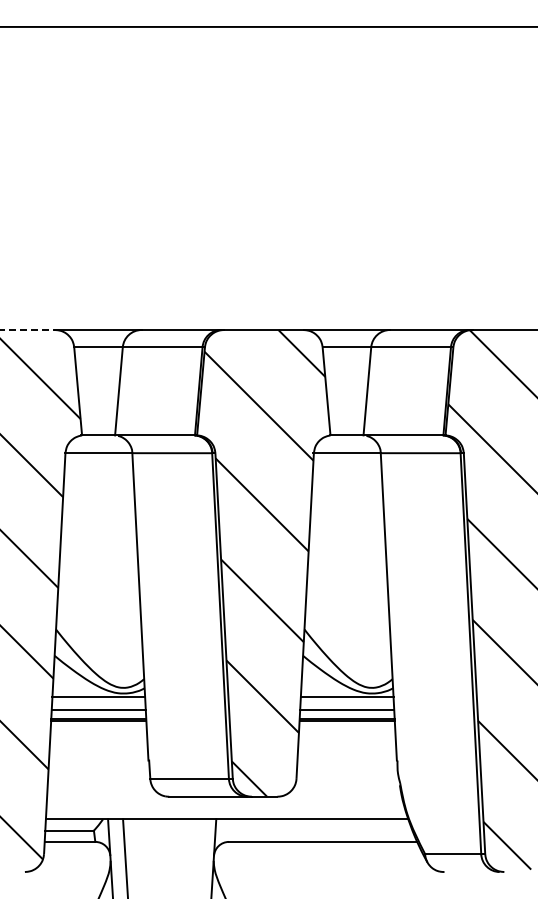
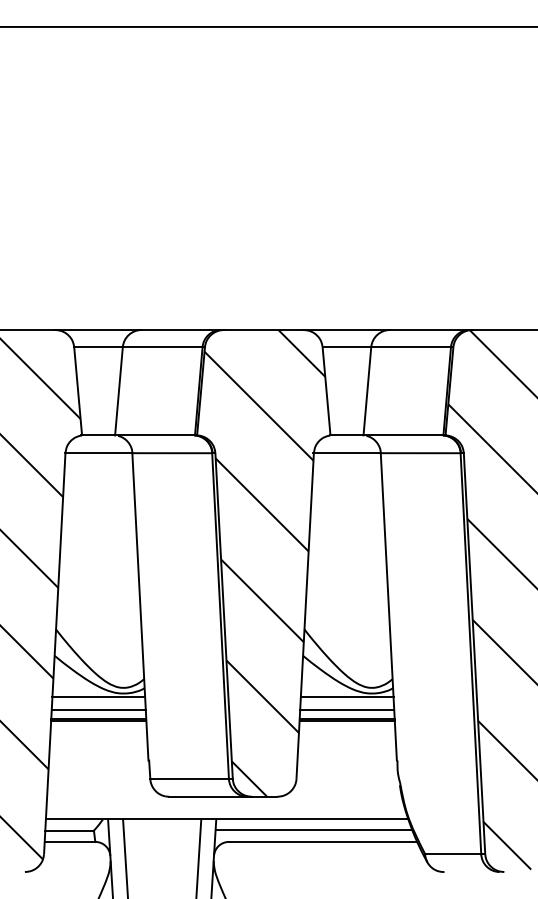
line: dashed -> solid (28, 330)
line: none -> present (313, 830)
line: none -> present (198, 857)
